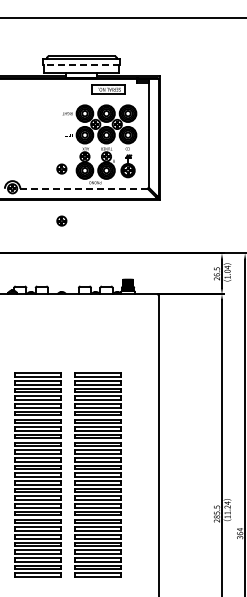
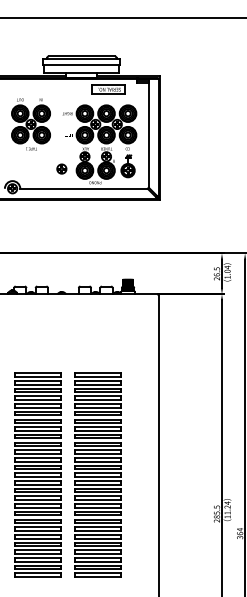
line: dashed -> solid (81, 64)
part: none -> present (30, 124)
line: dashed -> solid (84, 188)
part: present -> none (61, 220)
